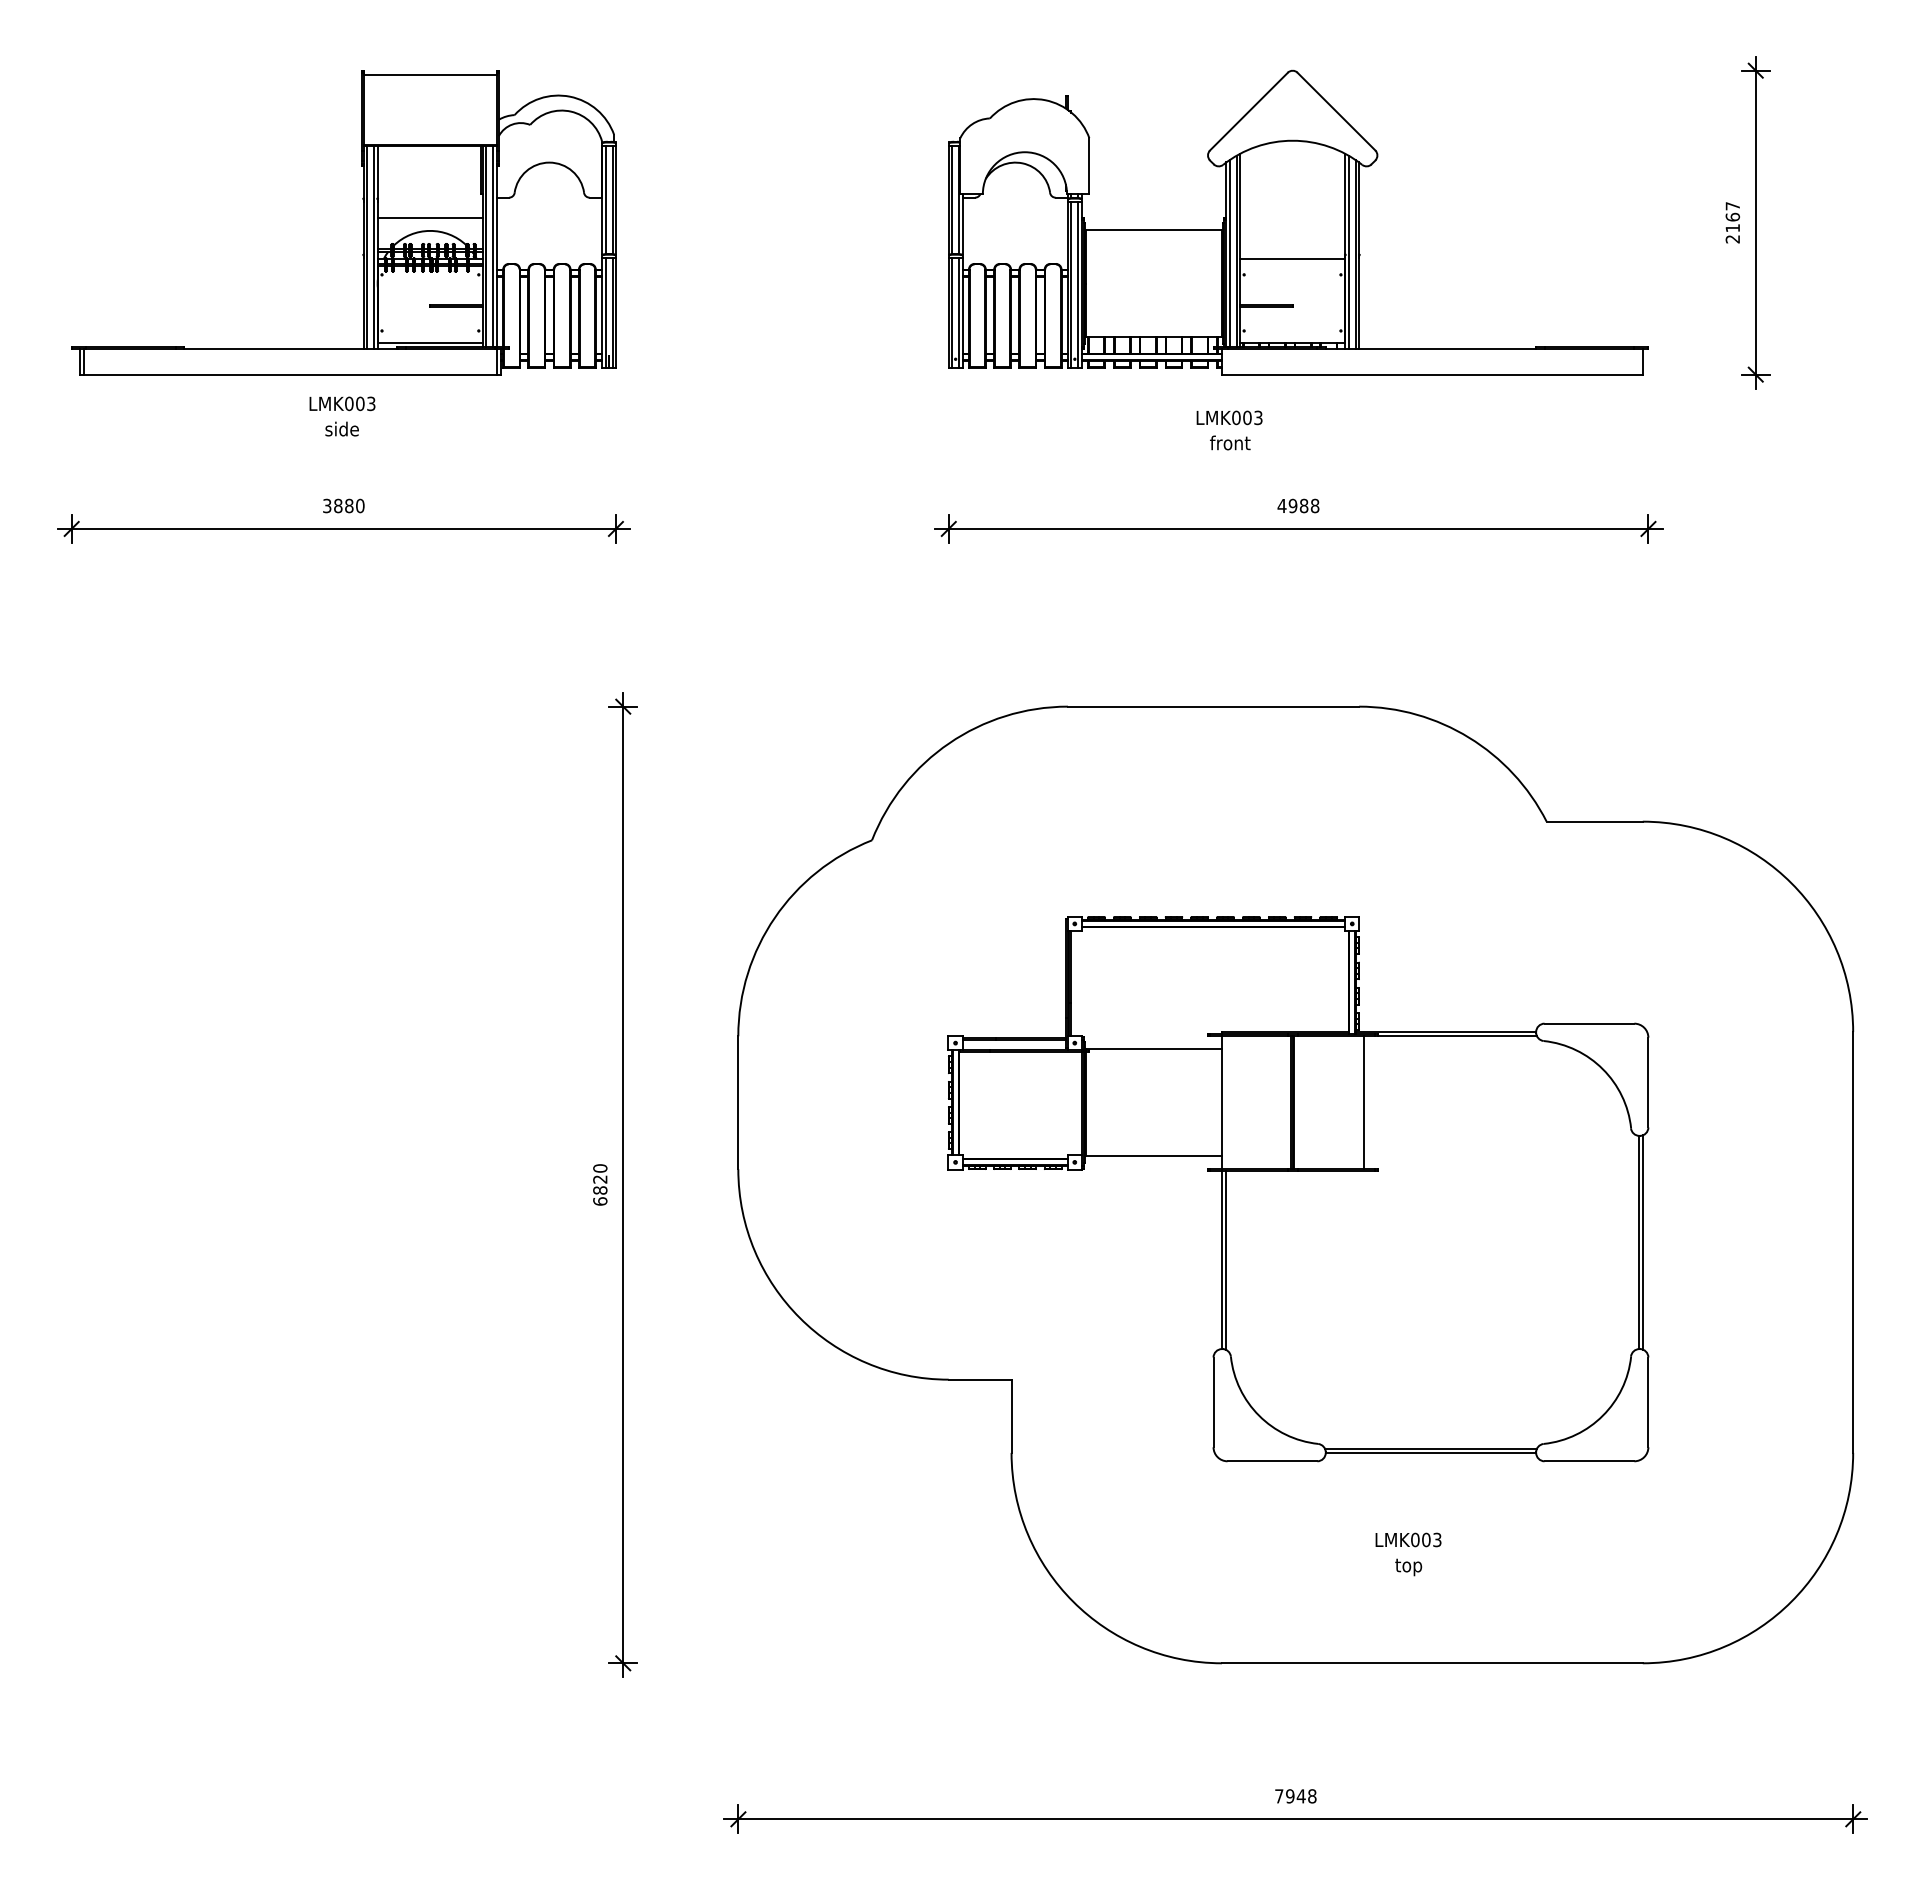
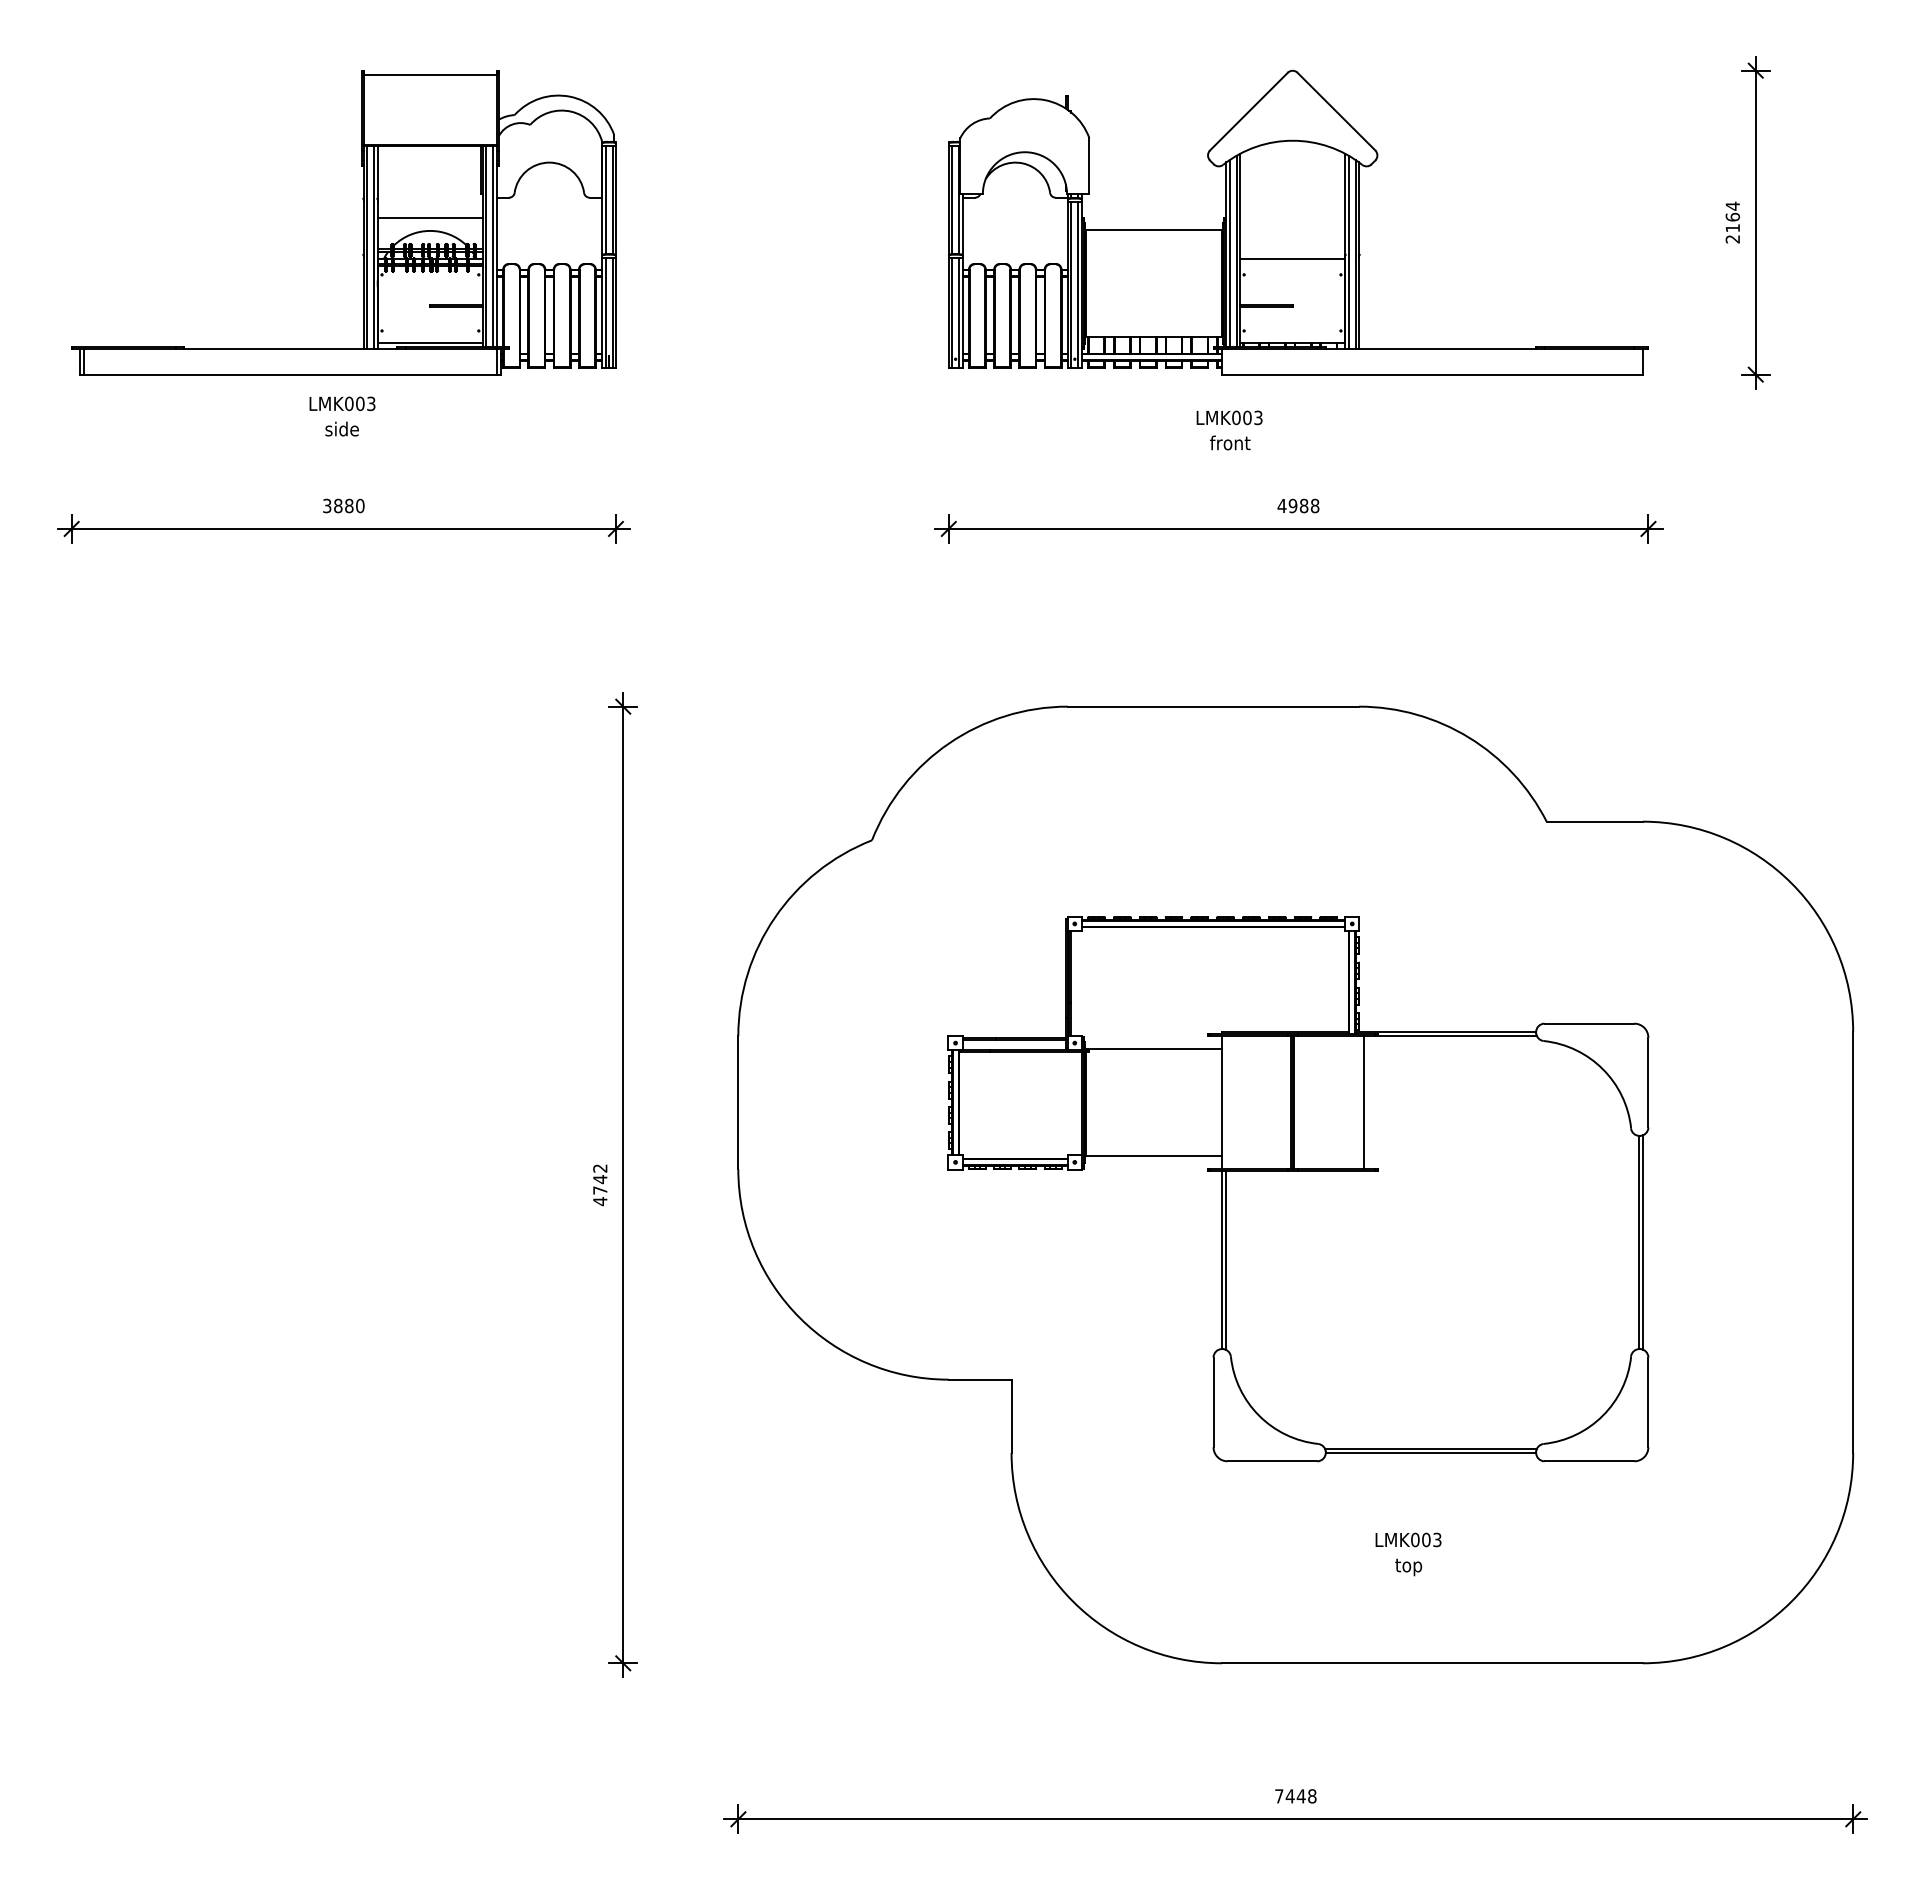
text: 2167 -> 2164 (1732, 205)
text: 6820 -> 4742 (600, 1185)
text: 7948 -> 7448 (1289, 1796)
